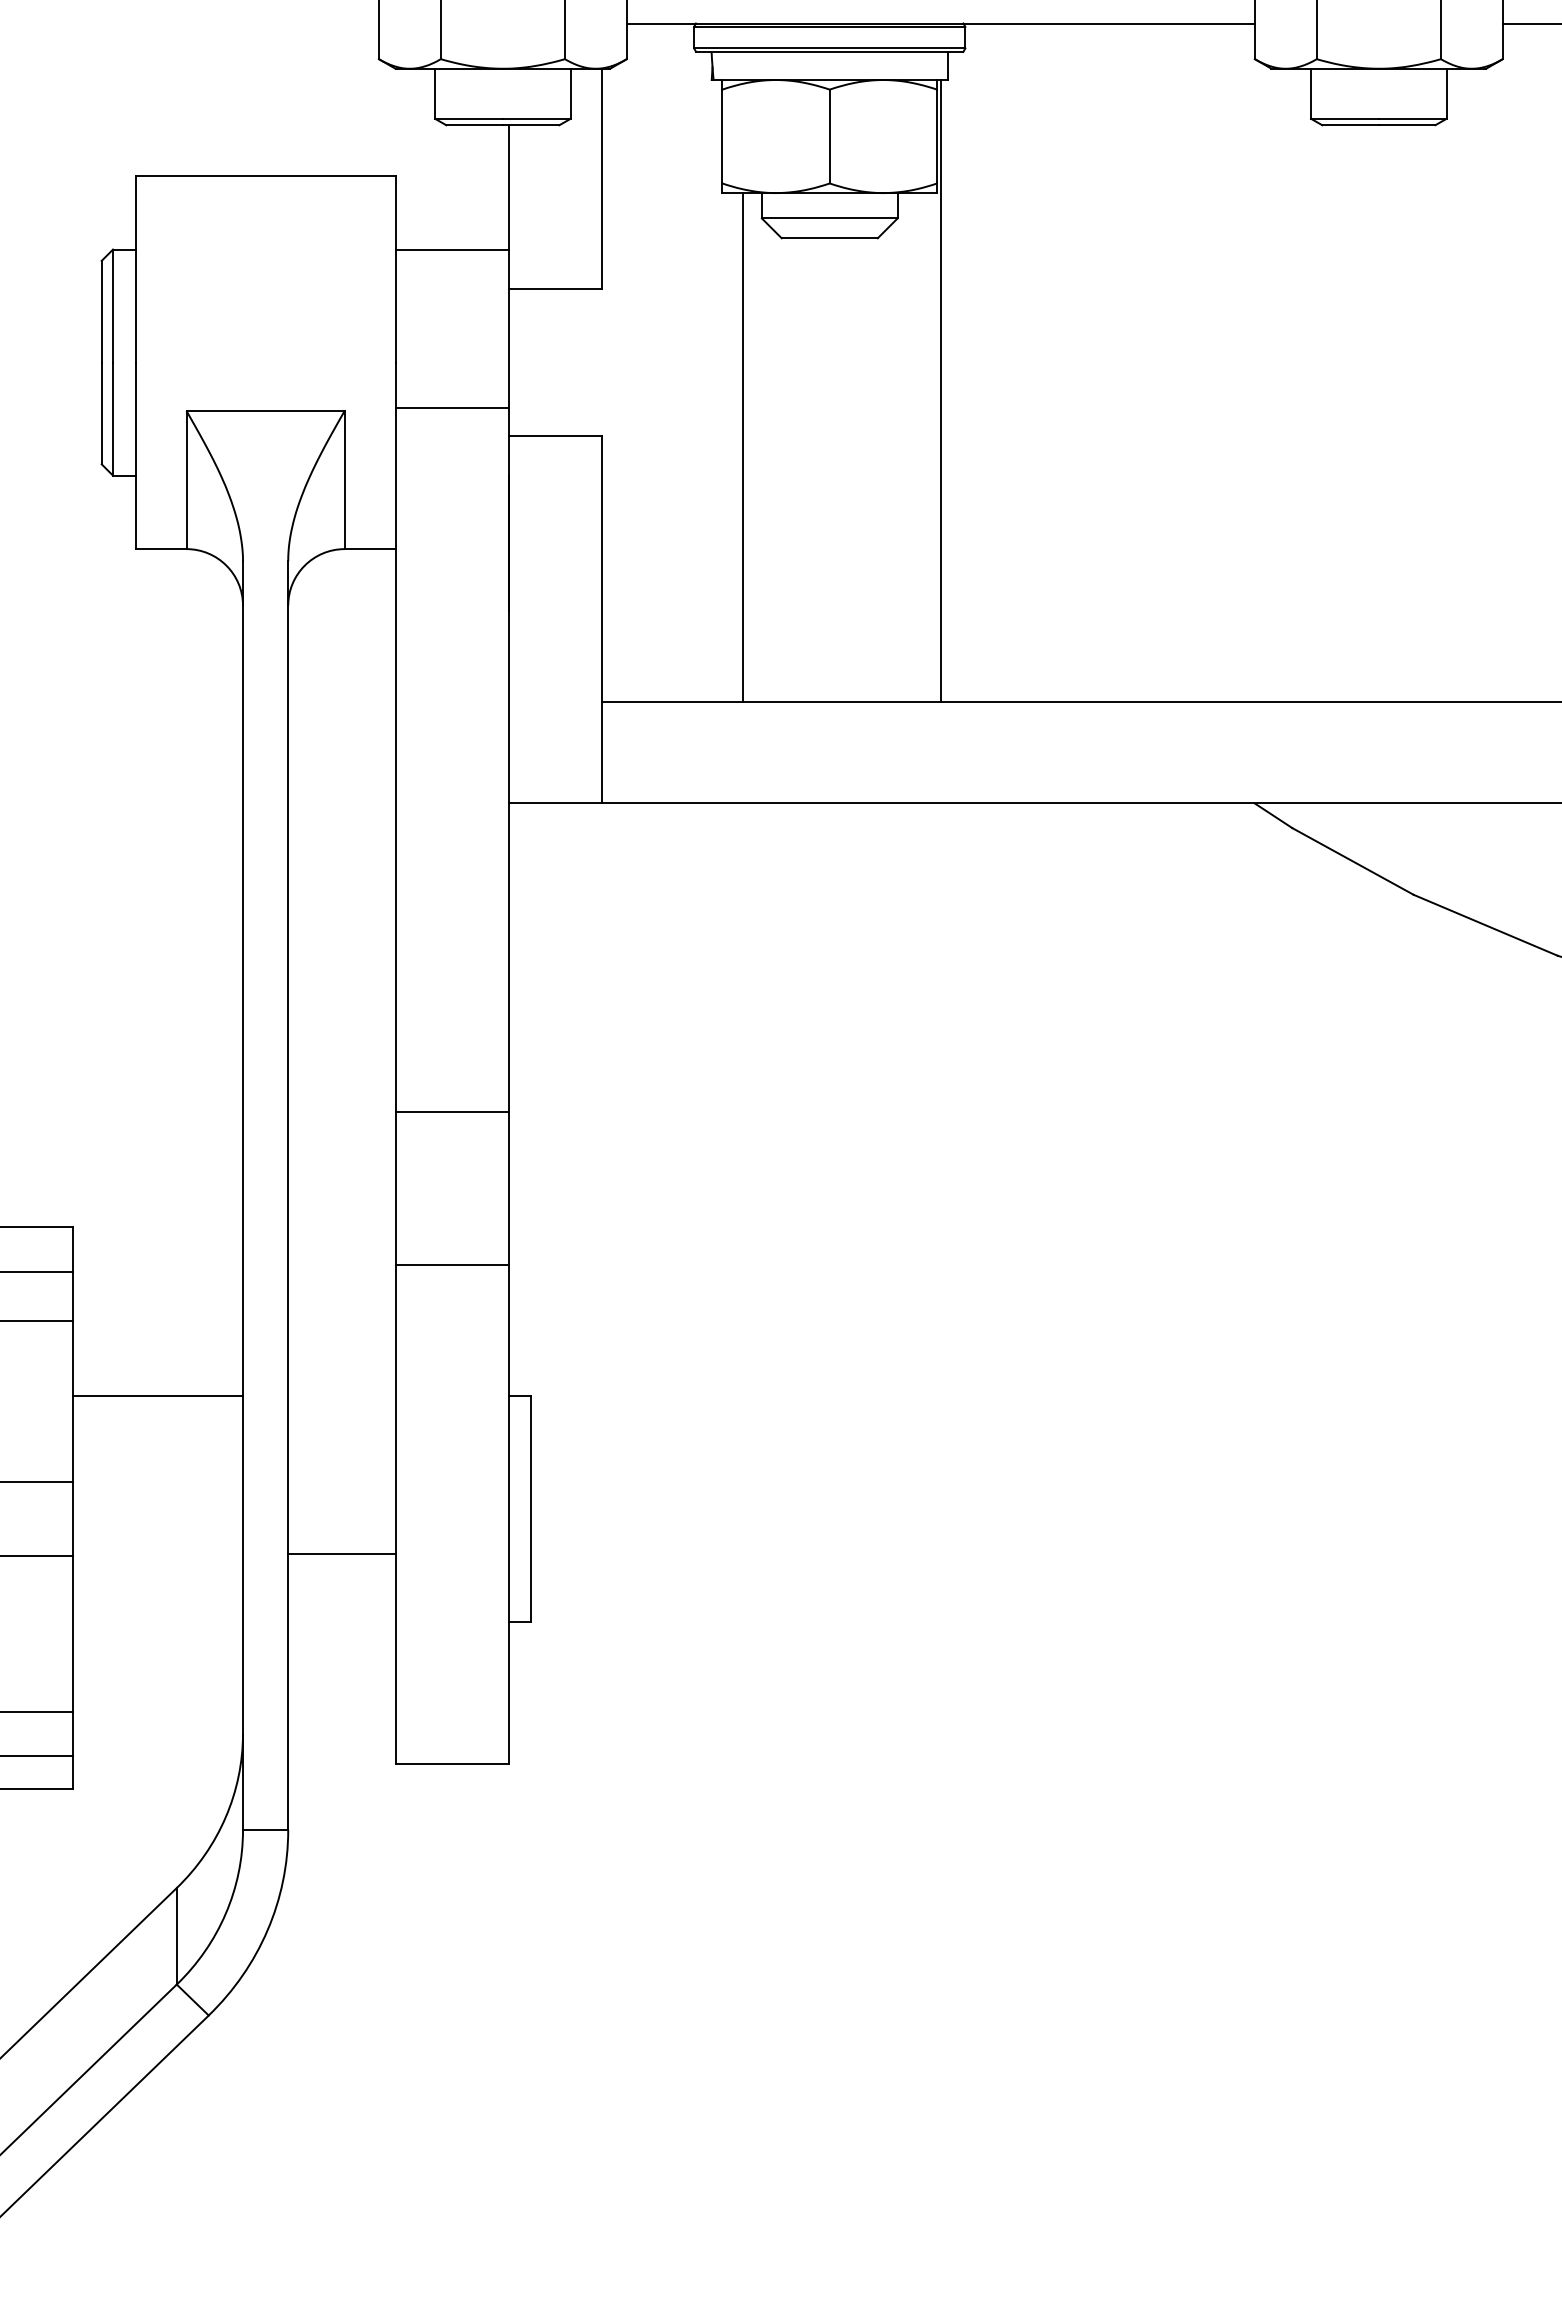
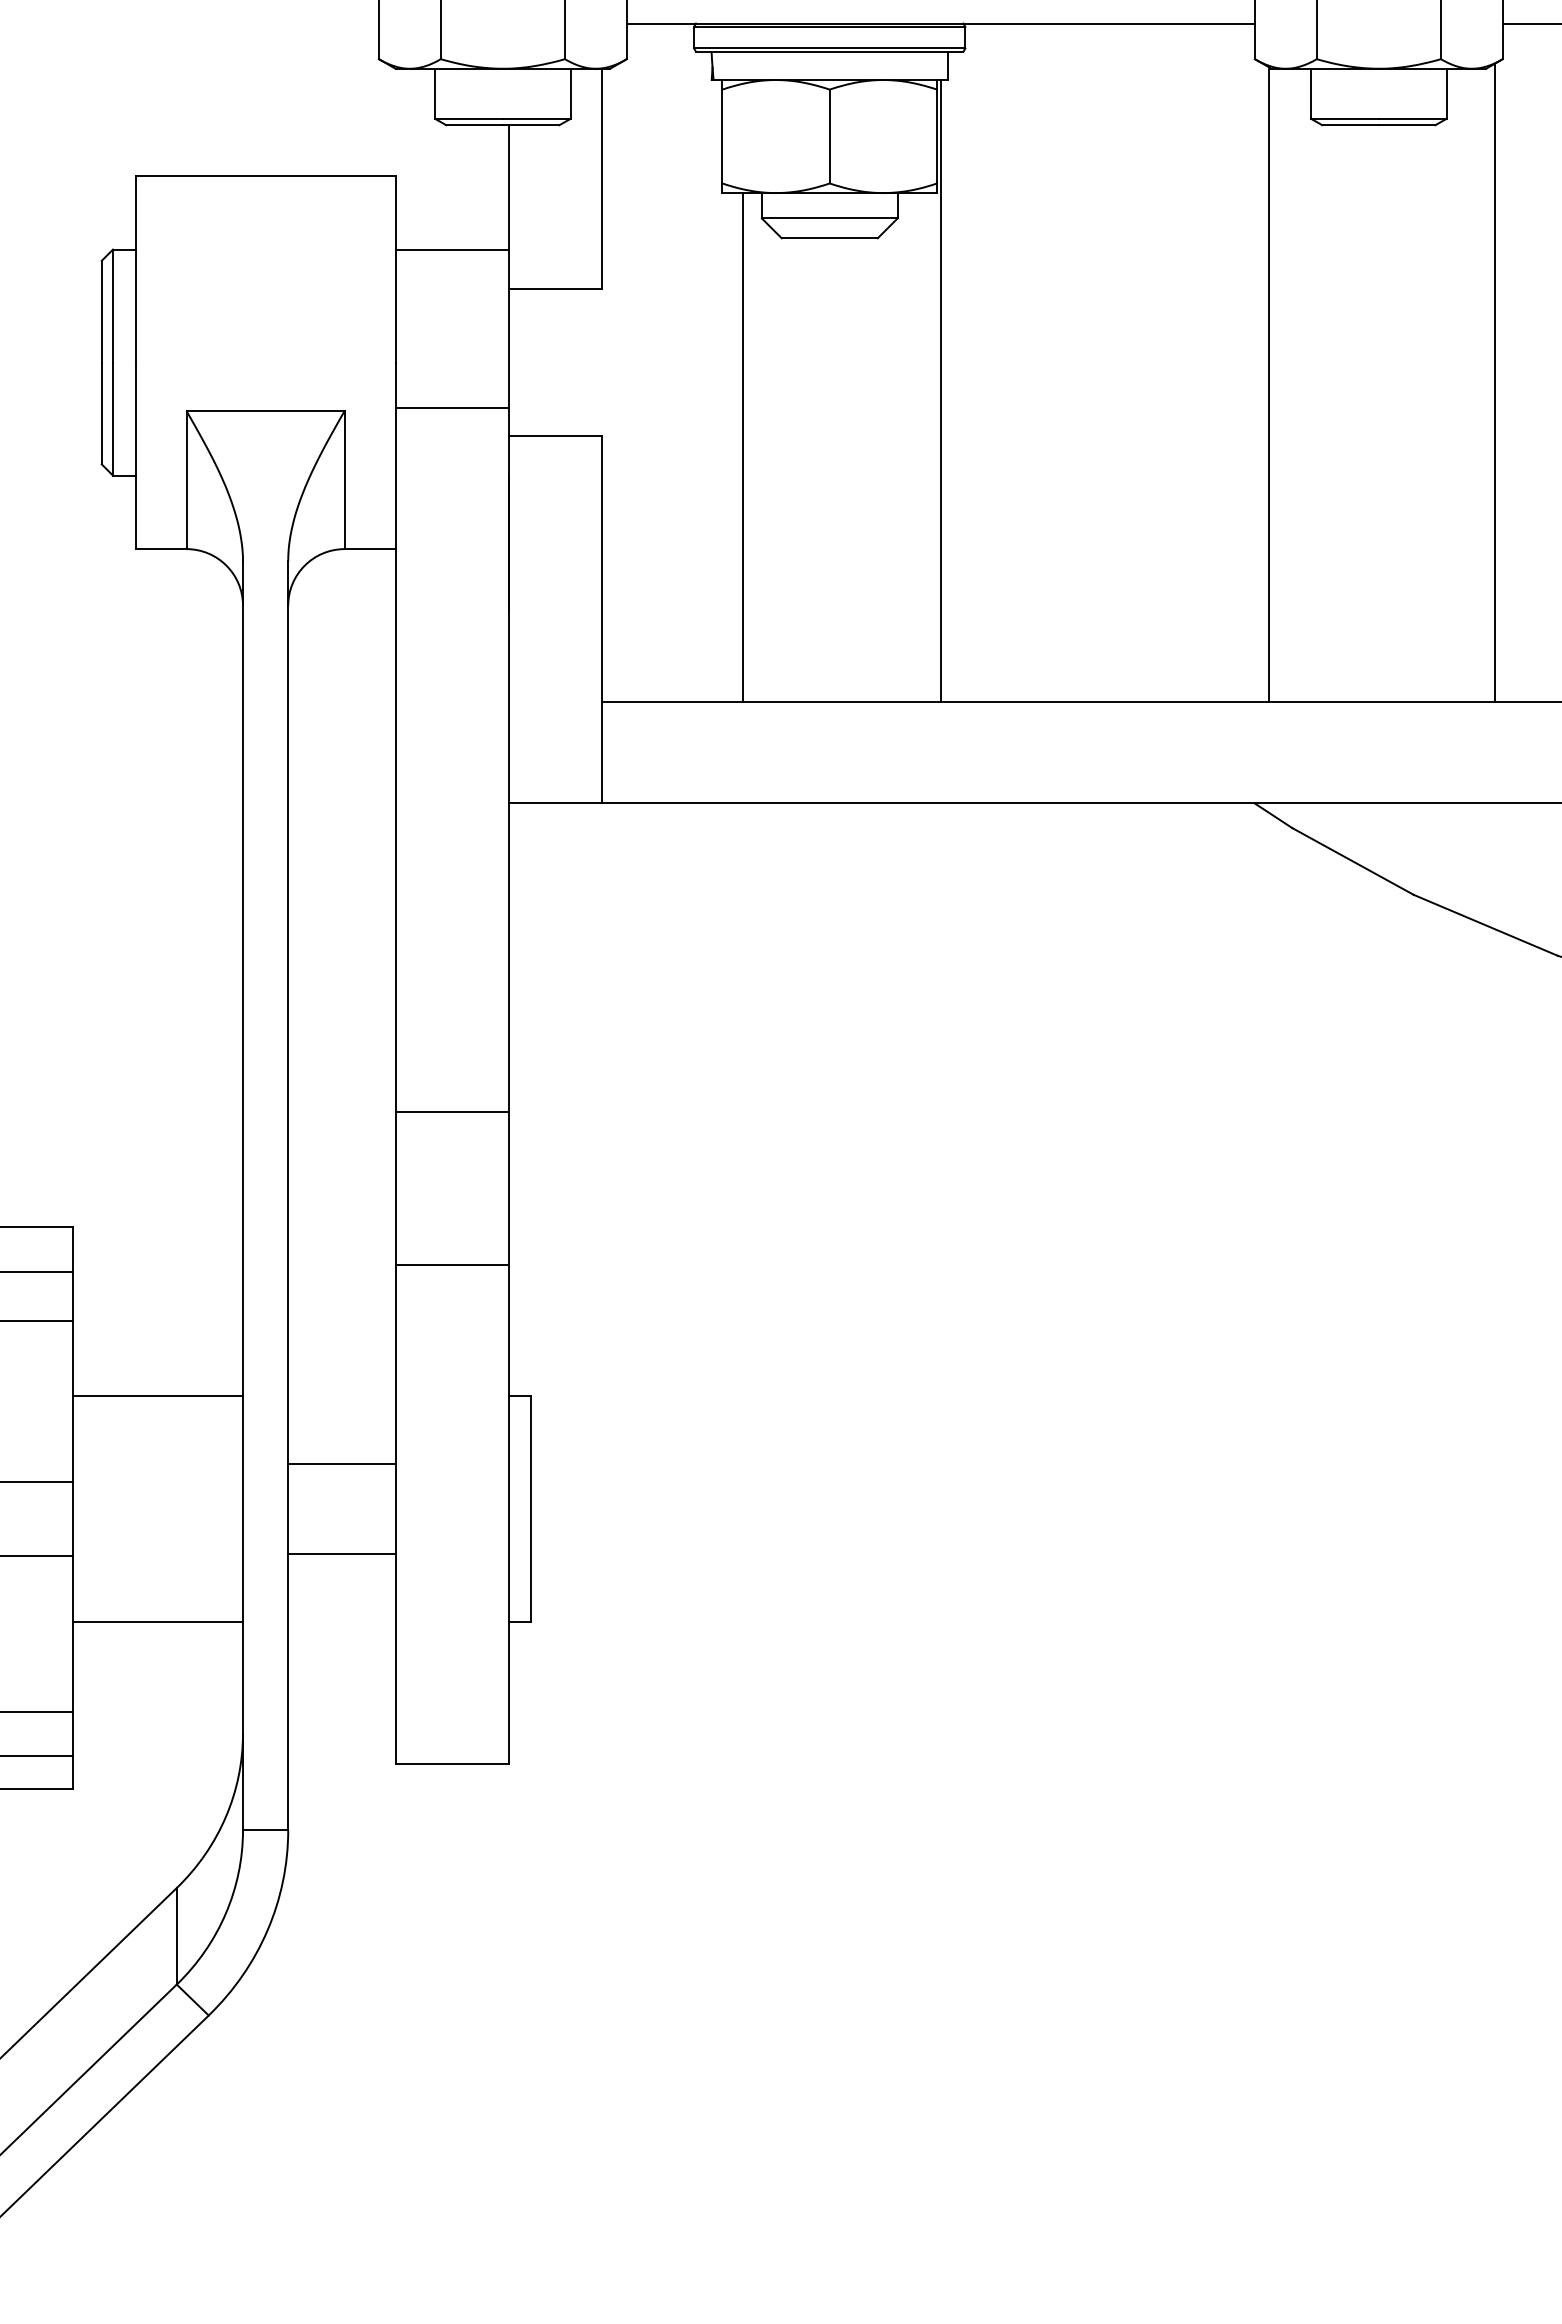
line: none -> present (1495, 382)
line: none -> present (1268, 384)
line: none -> present (341, 1463)
line: none -> present (158, 1621)
